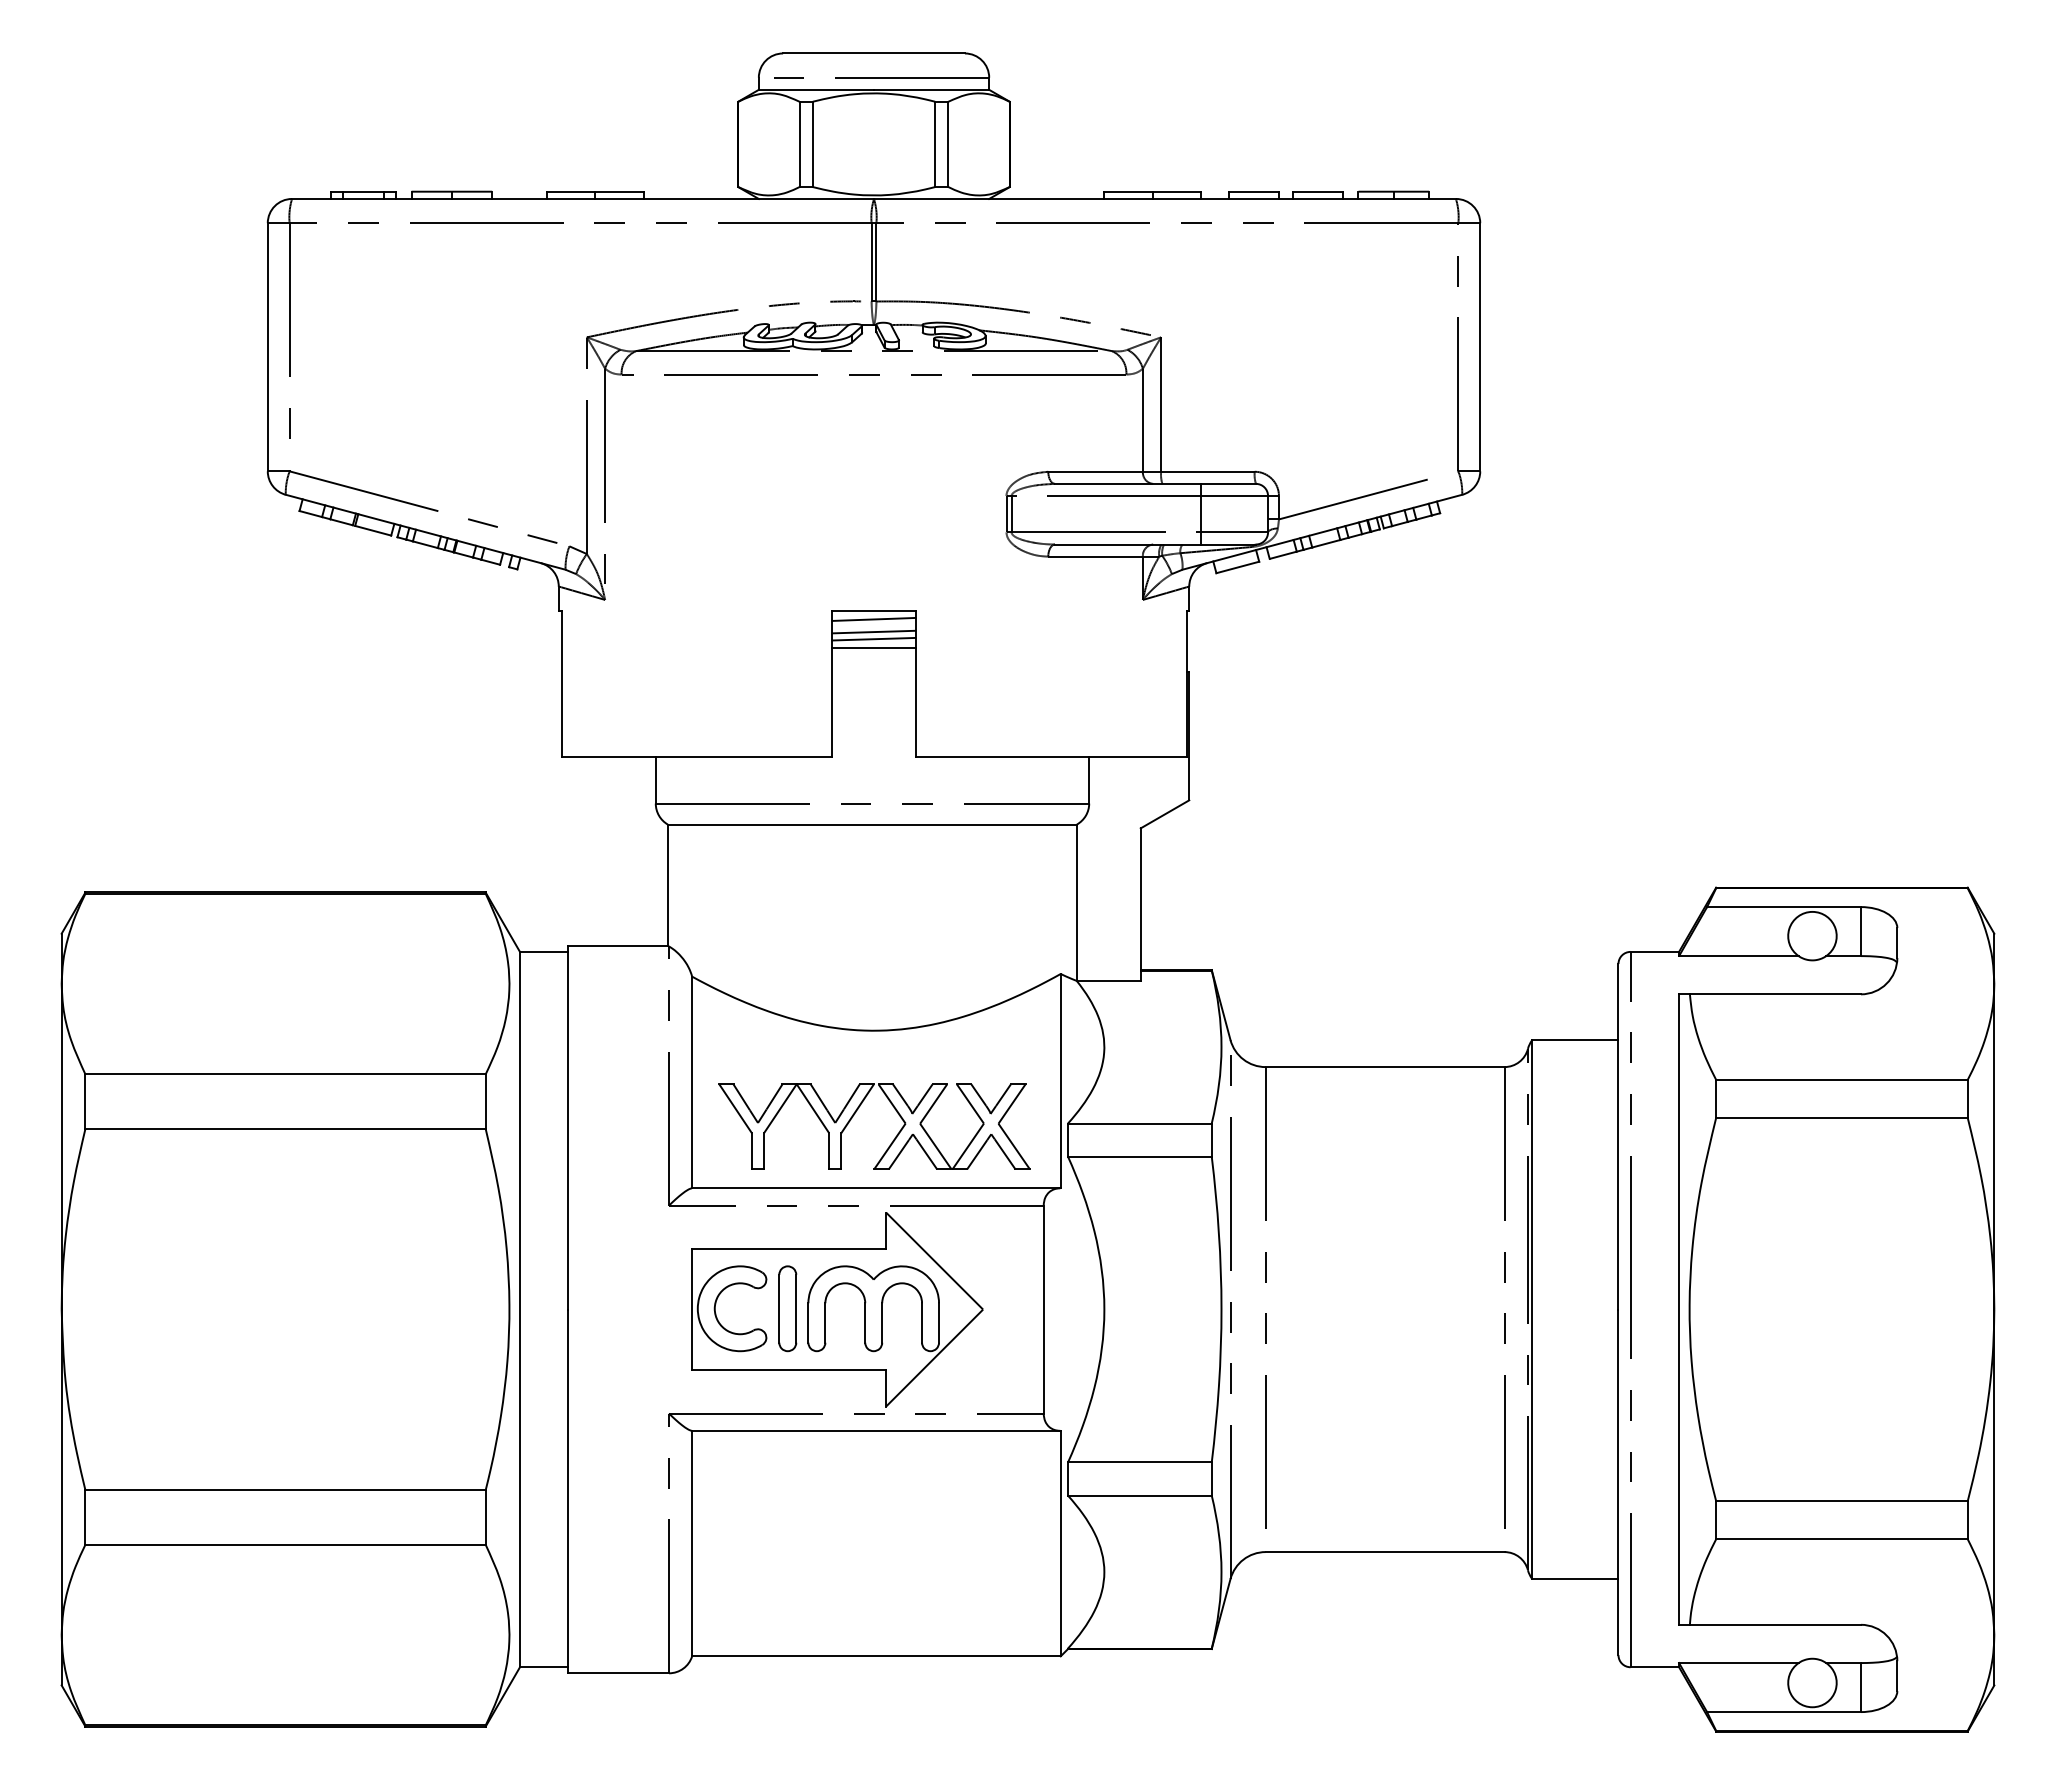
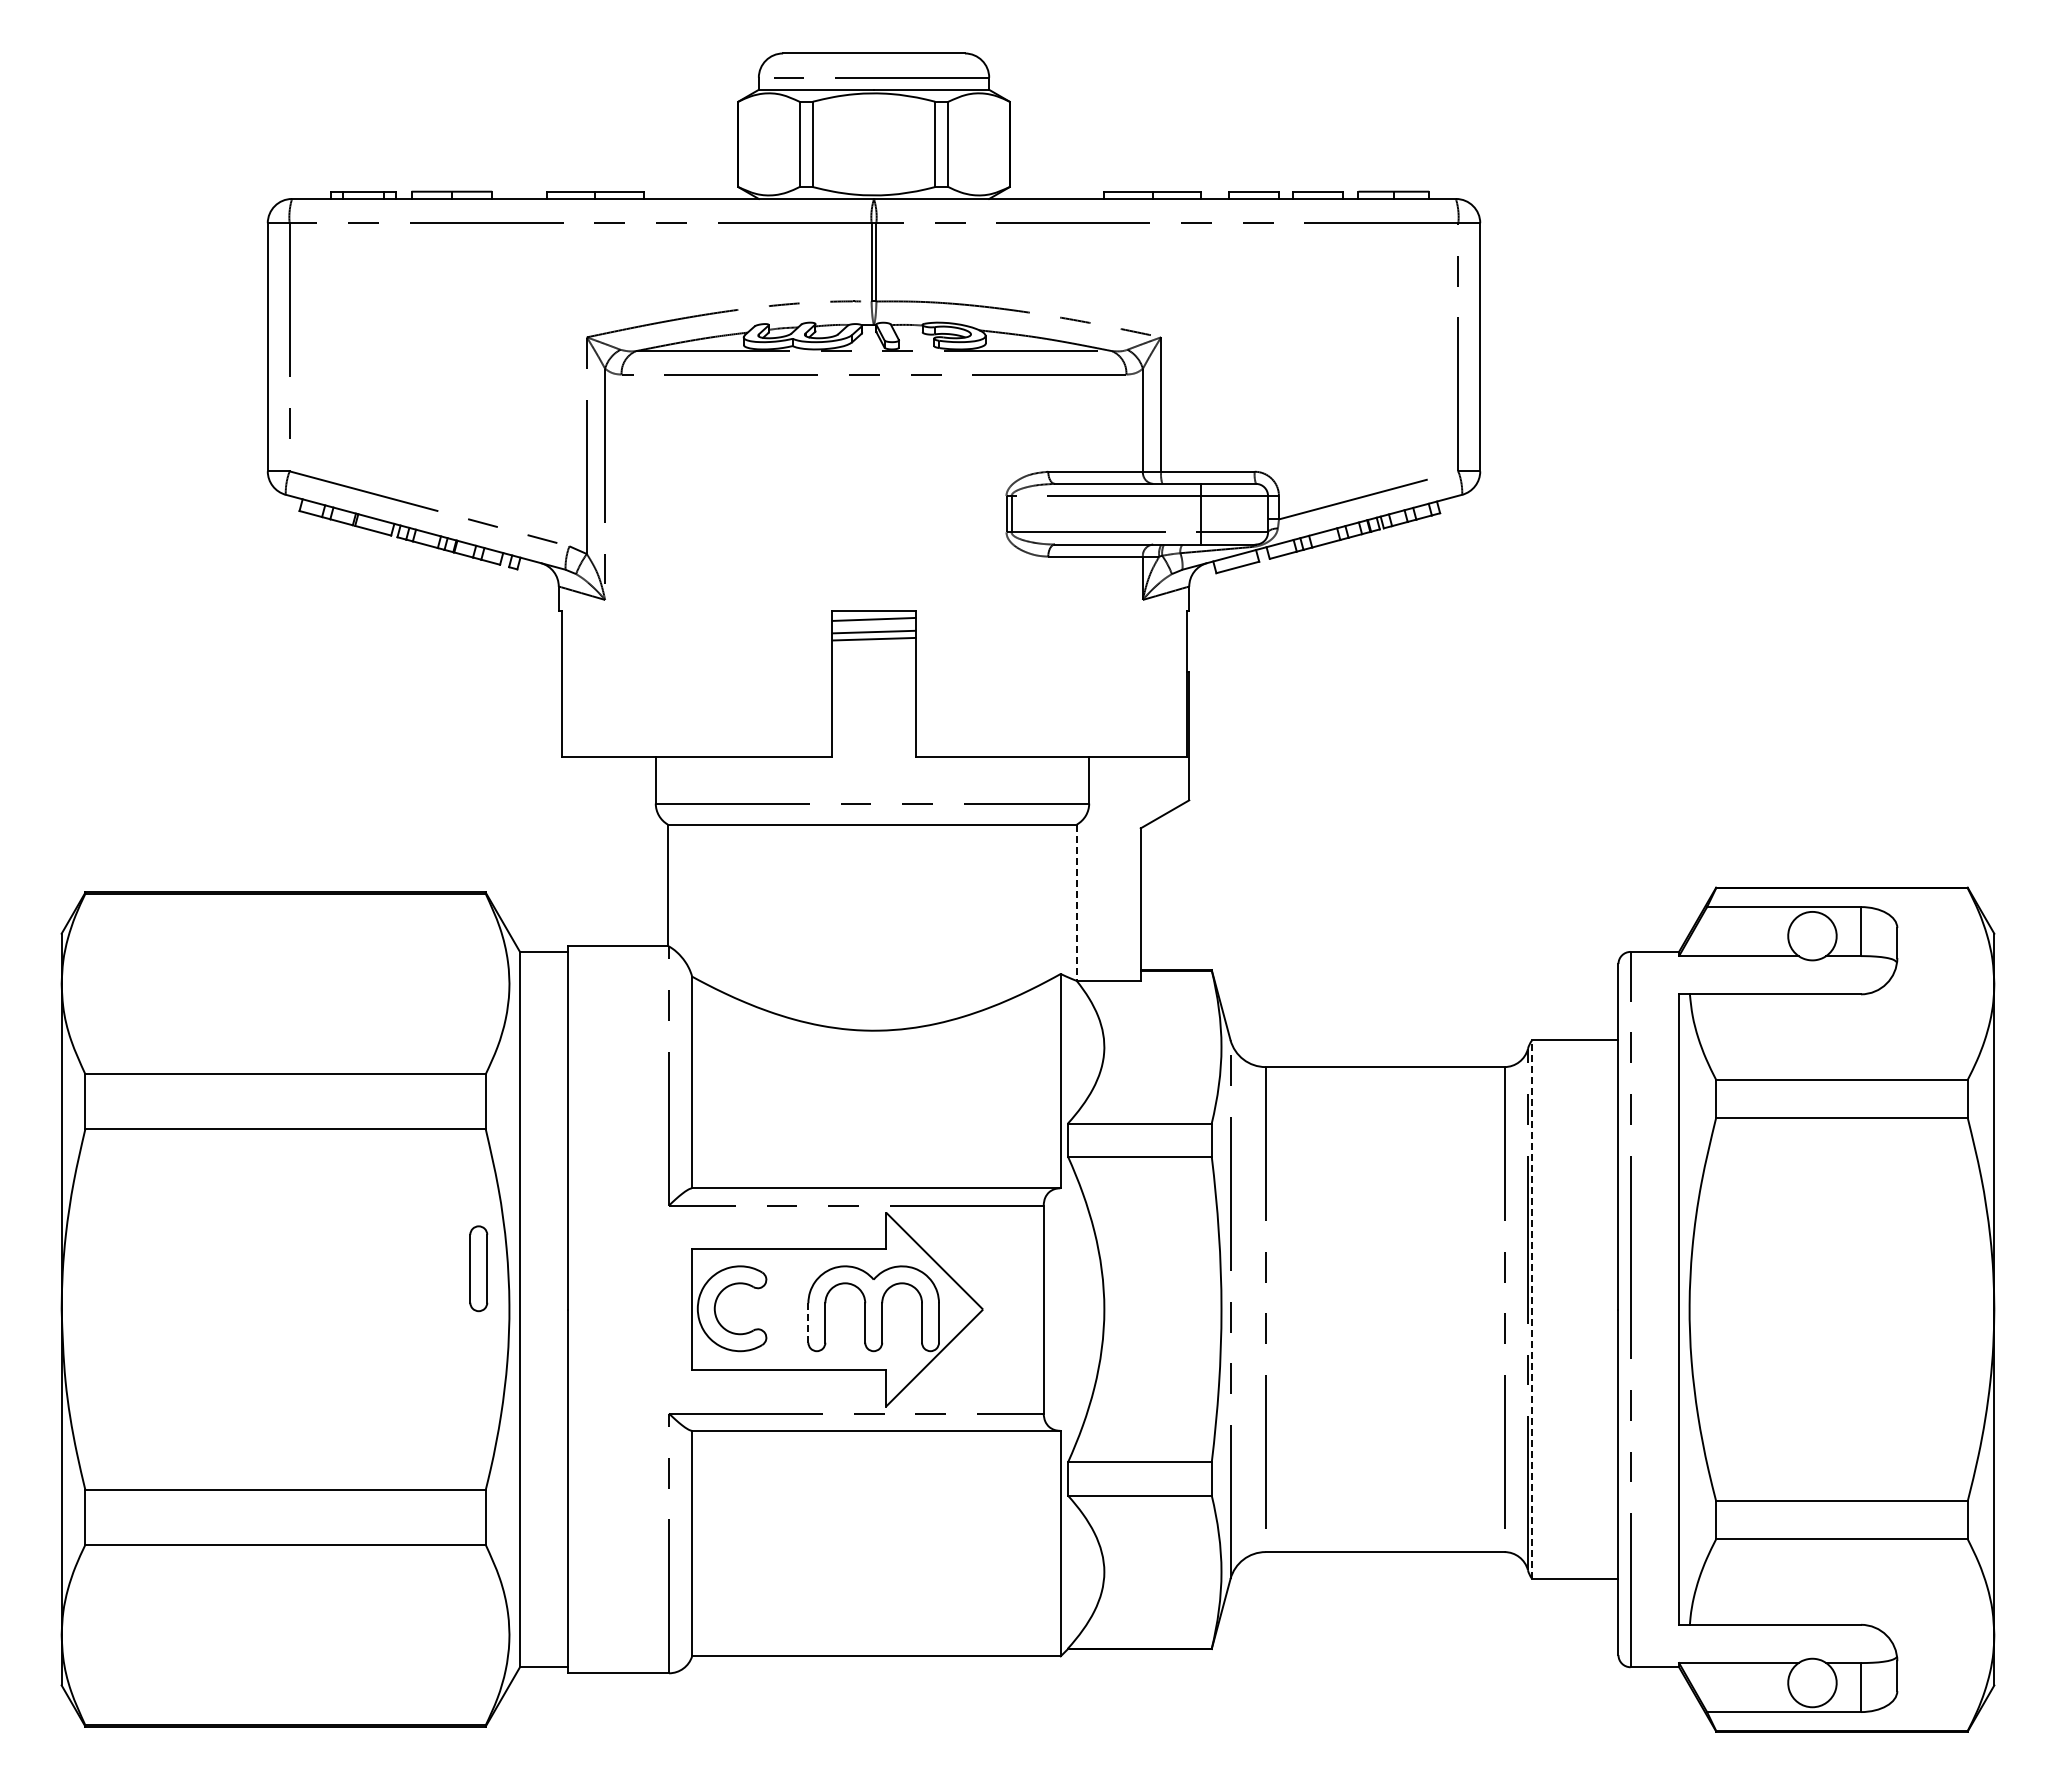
line: present -> none (873, 647)
line: solid -> dashed (1076, 902)
part: present -> none (856, 1112)
part position: (787, 1308) -> (478, 1268) (478, 1268)
line: solid -> dashed (1532, 1309)
line: solid -> dashed (808, 1322)
